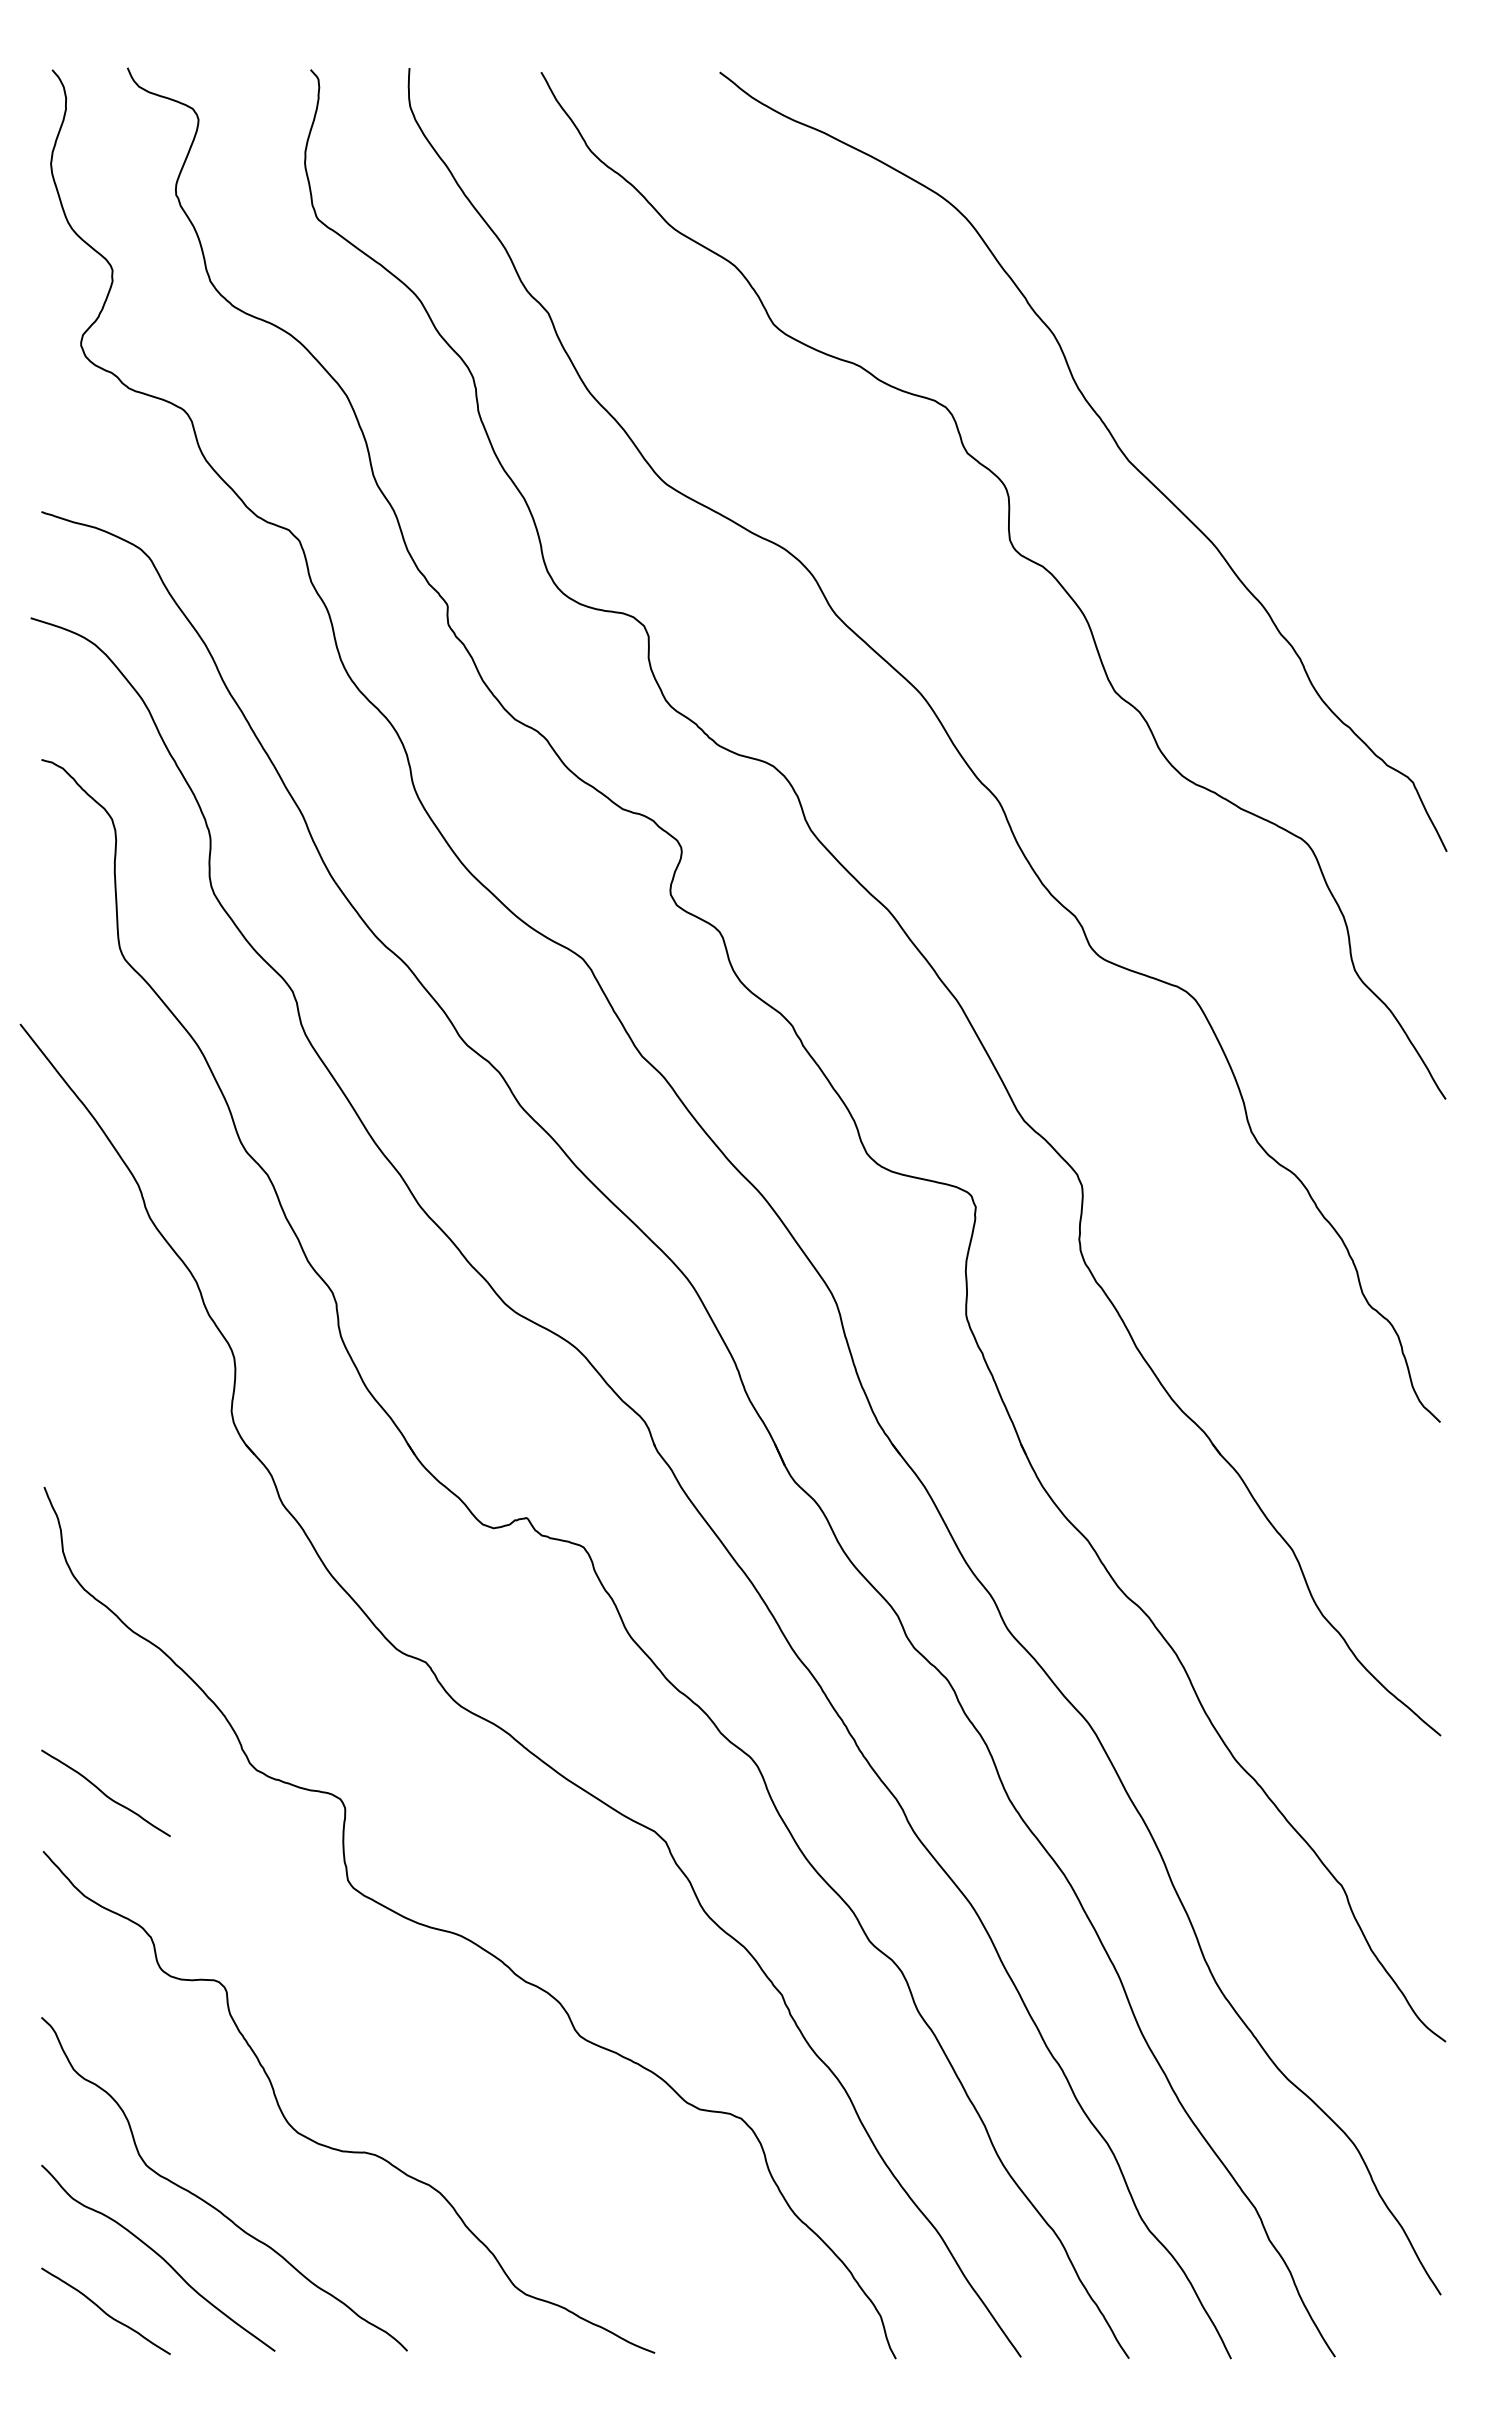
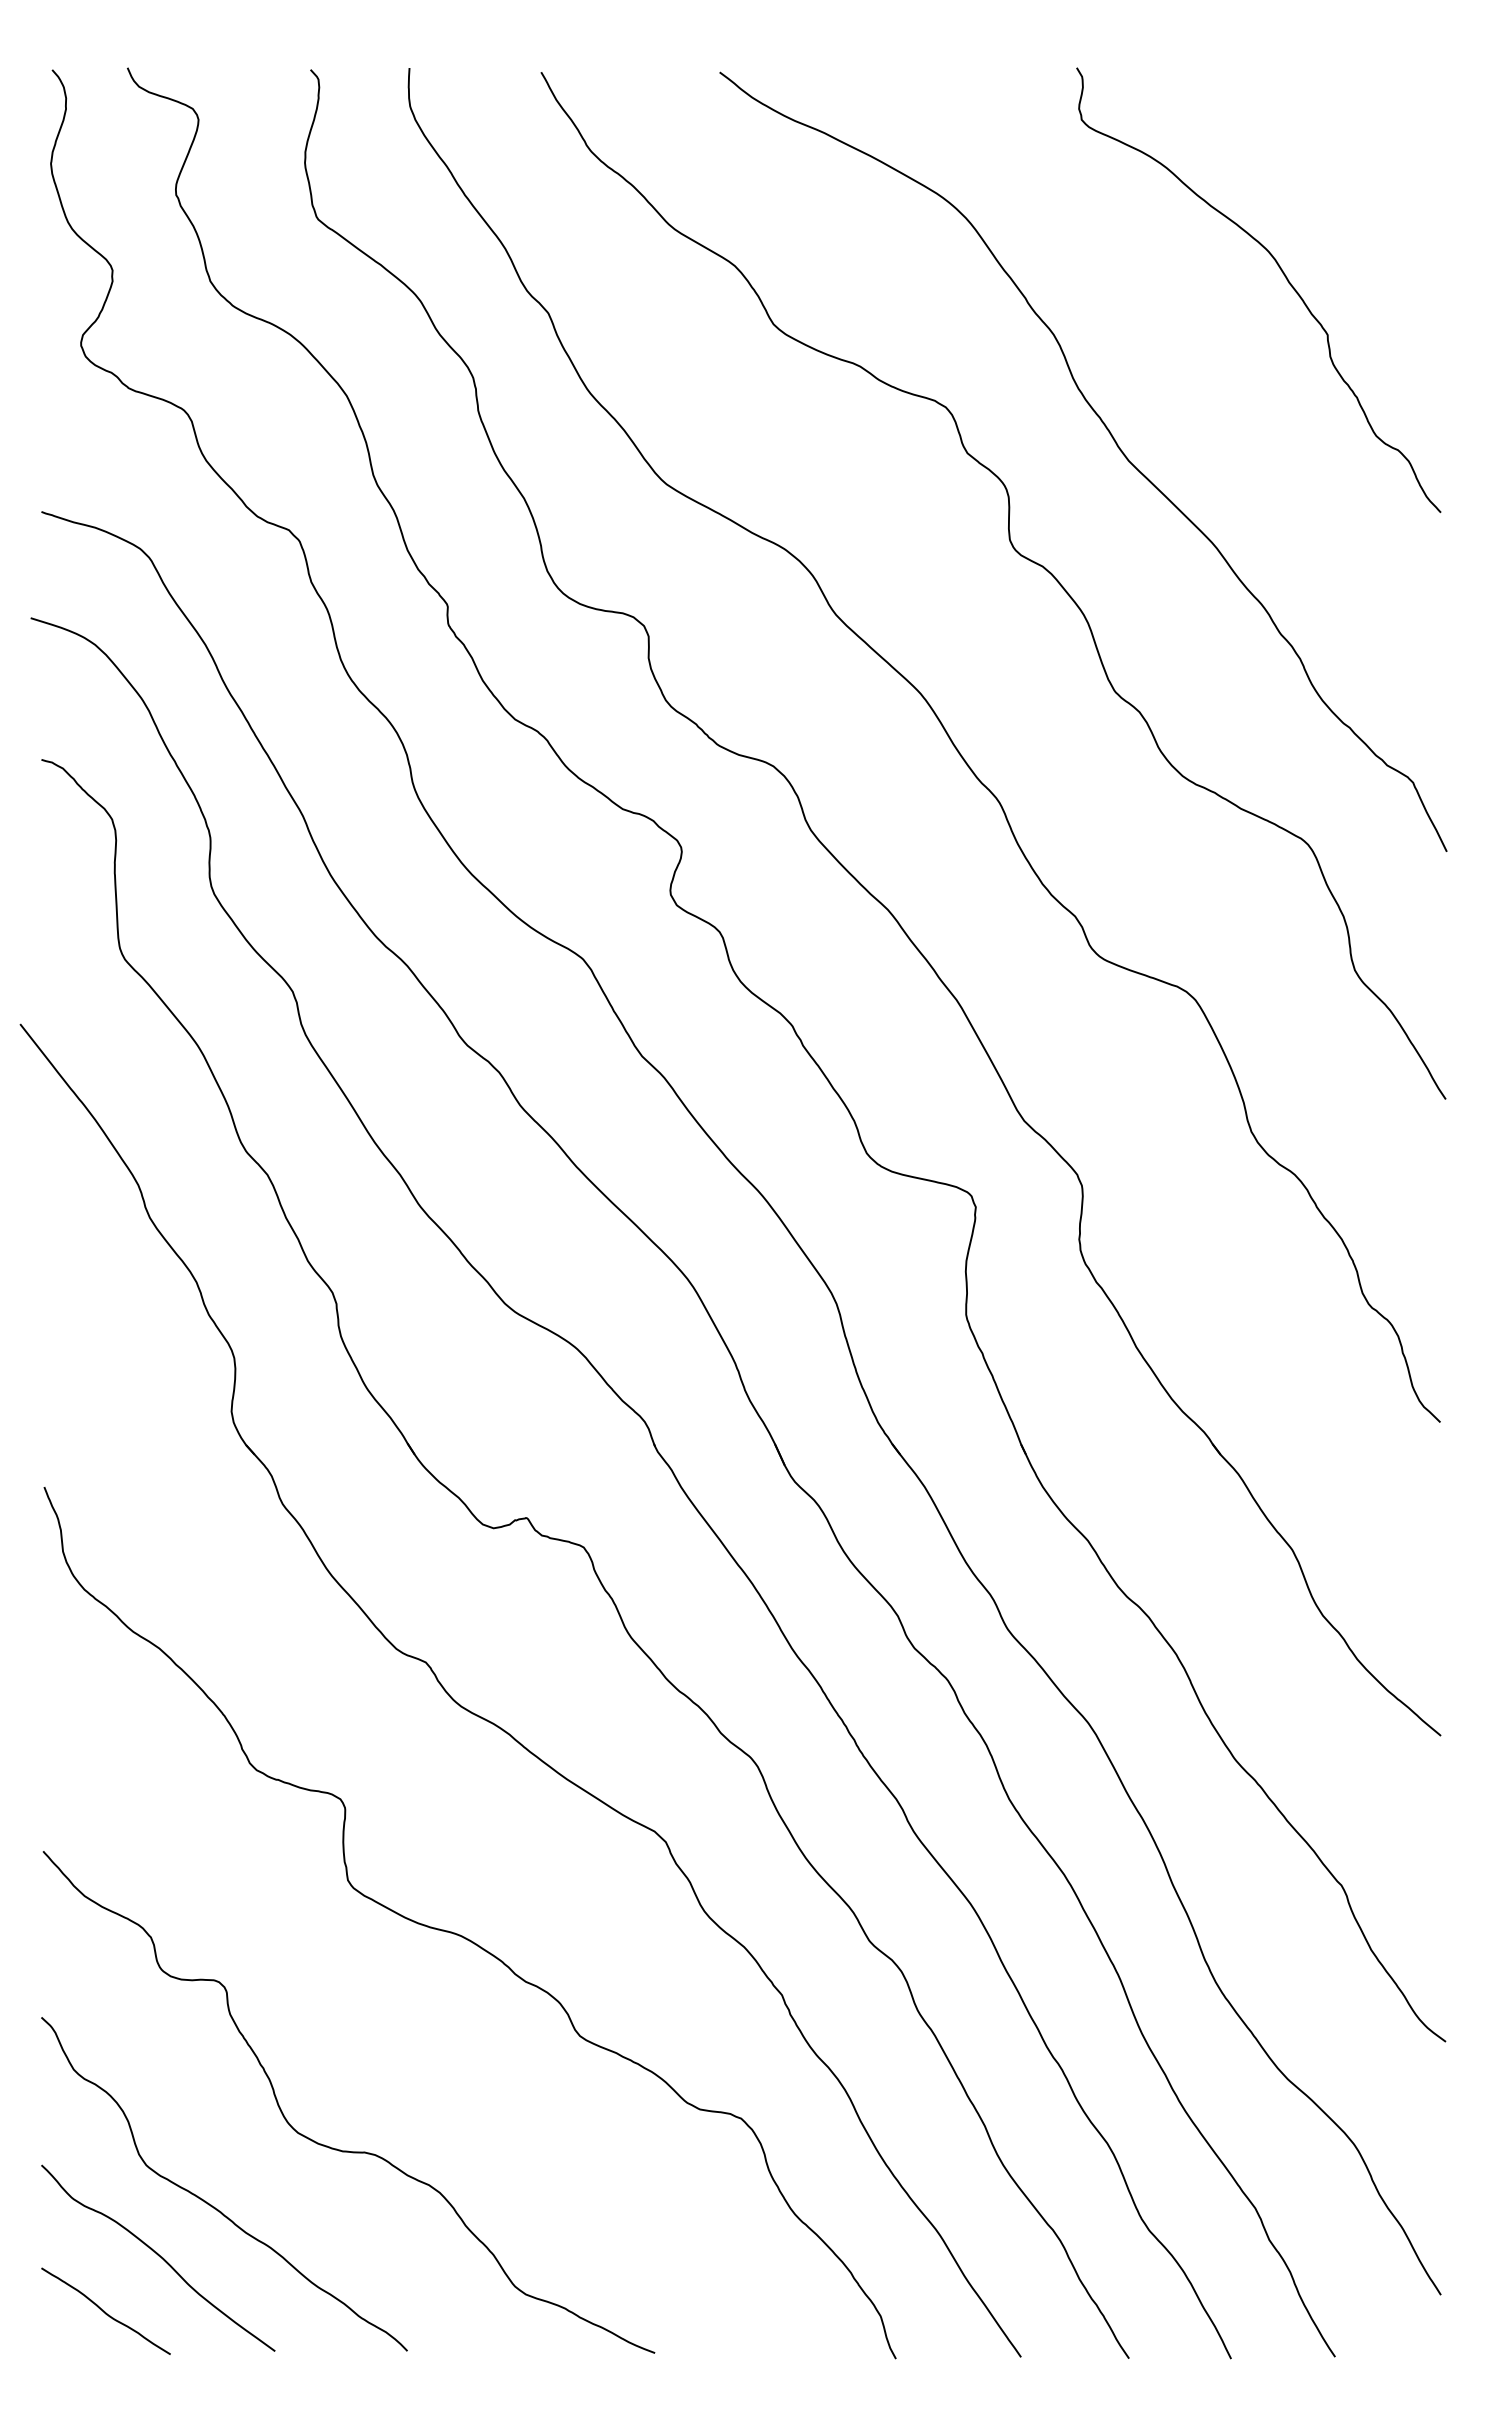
curve: none -> present (1282, 273)
curve: present -> none (104, 1792)
